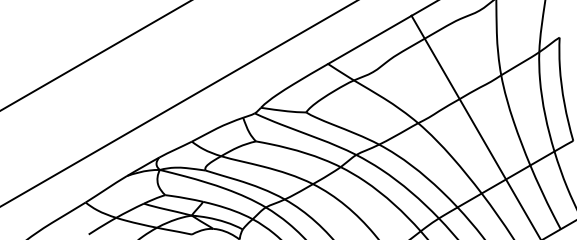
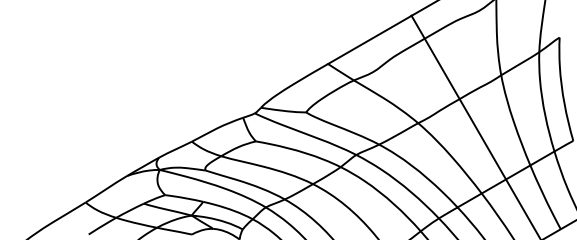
line: present -> none (95, 55)
line: present -> none (178, 103)
